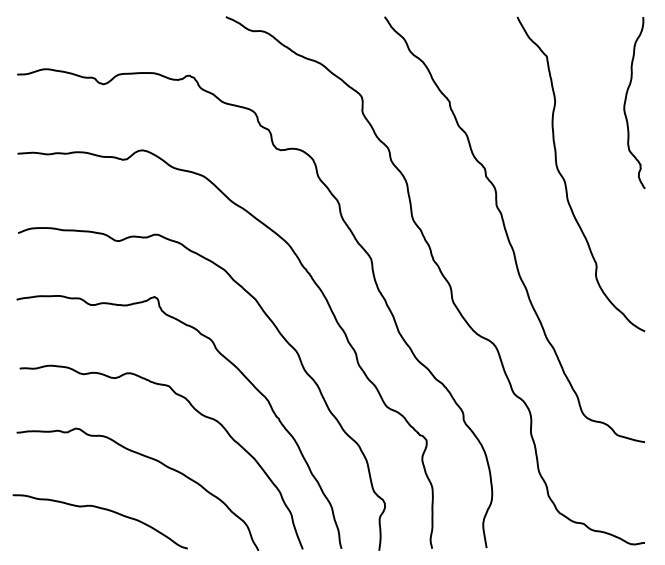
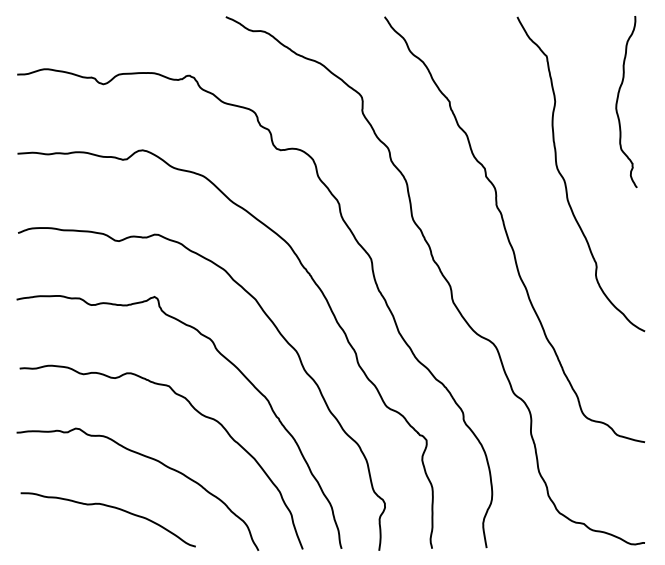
curve position: (626, 101) -> (618, 100) (618, 100)
curve position: (101, 509) -> (109, 507) (109, 507)
